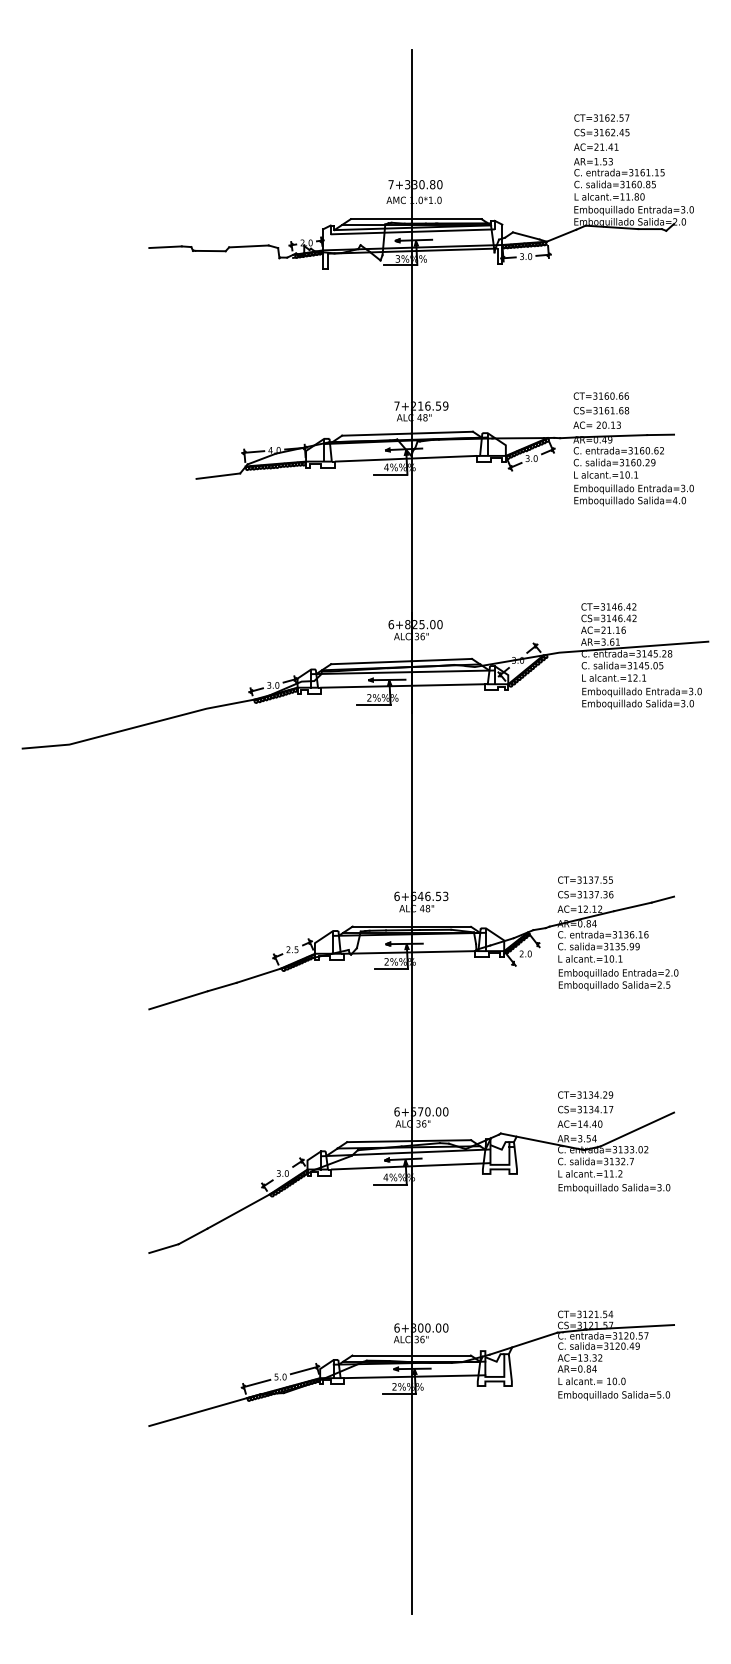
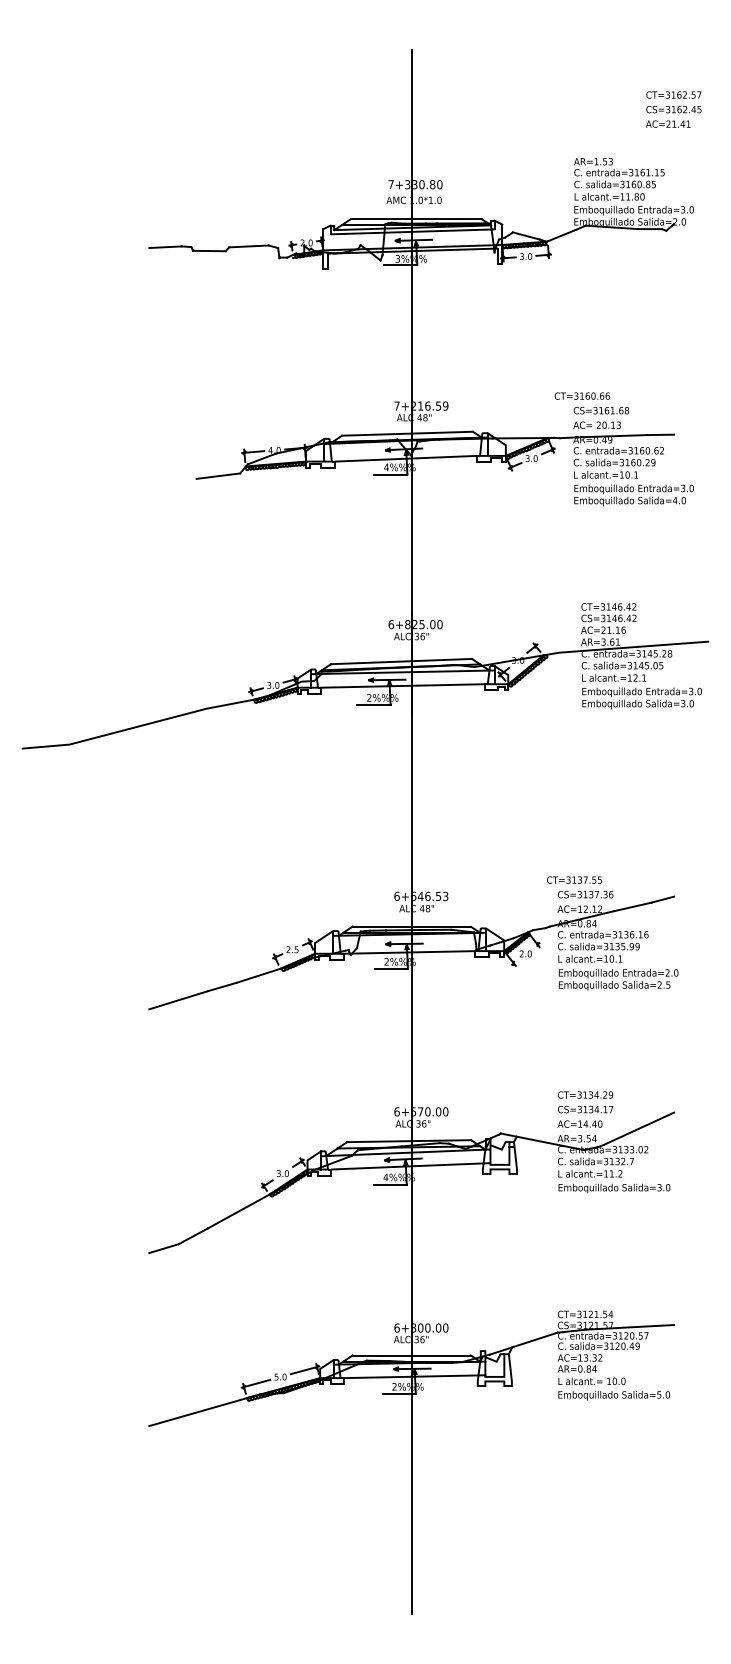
text position: (601, 132) -> (673, 109) (673, 109)
text position: (600, 395) -> (581, 395) (581, 395)
text position: (585, 879) -> (574, 879) (574, 879)
